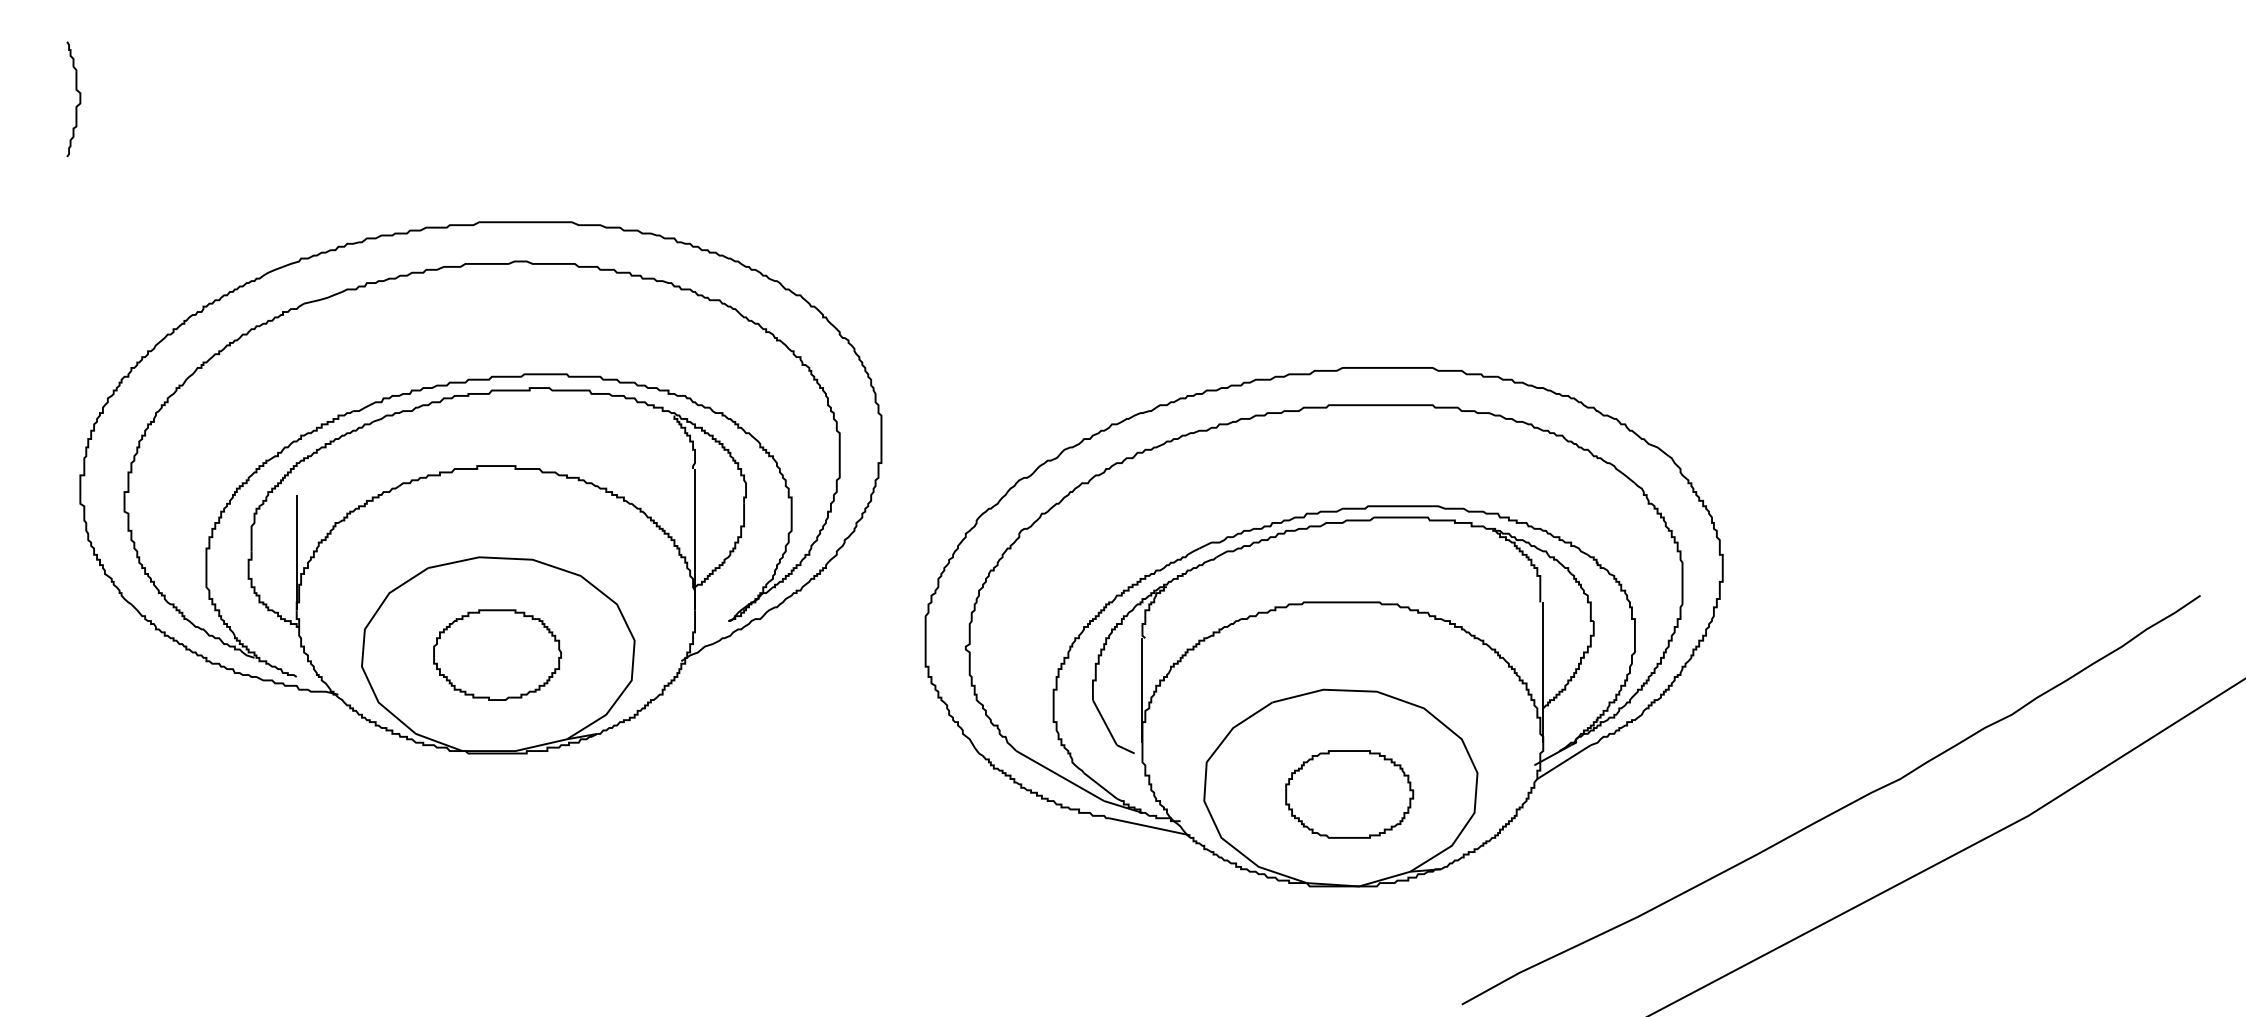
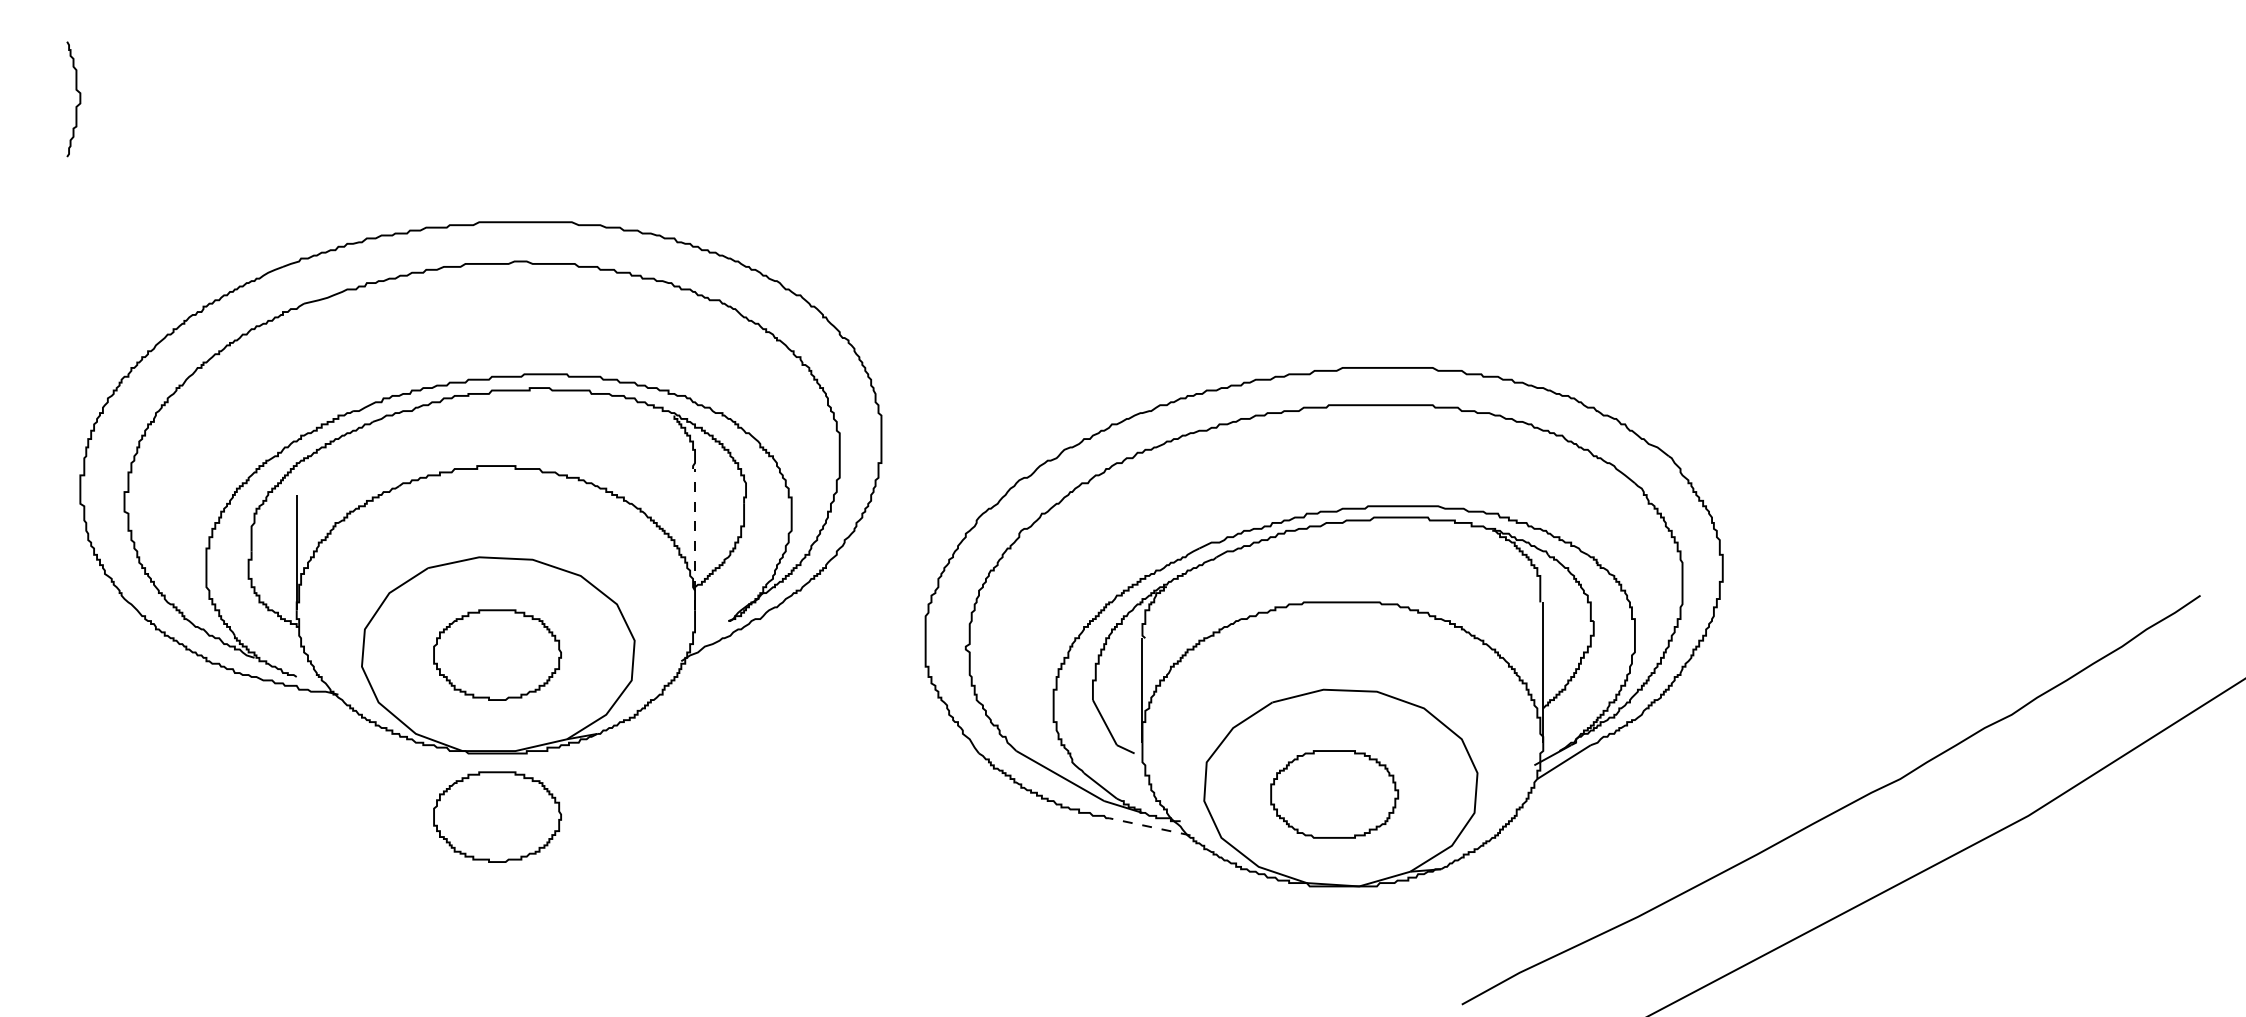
line: solid -> dashed (695, 539)
part position: (1349, 794) -> (1334, 794) (1334, 794)
part: none -> present (497, 816)
line: solid -> dashed (1149, 826)
